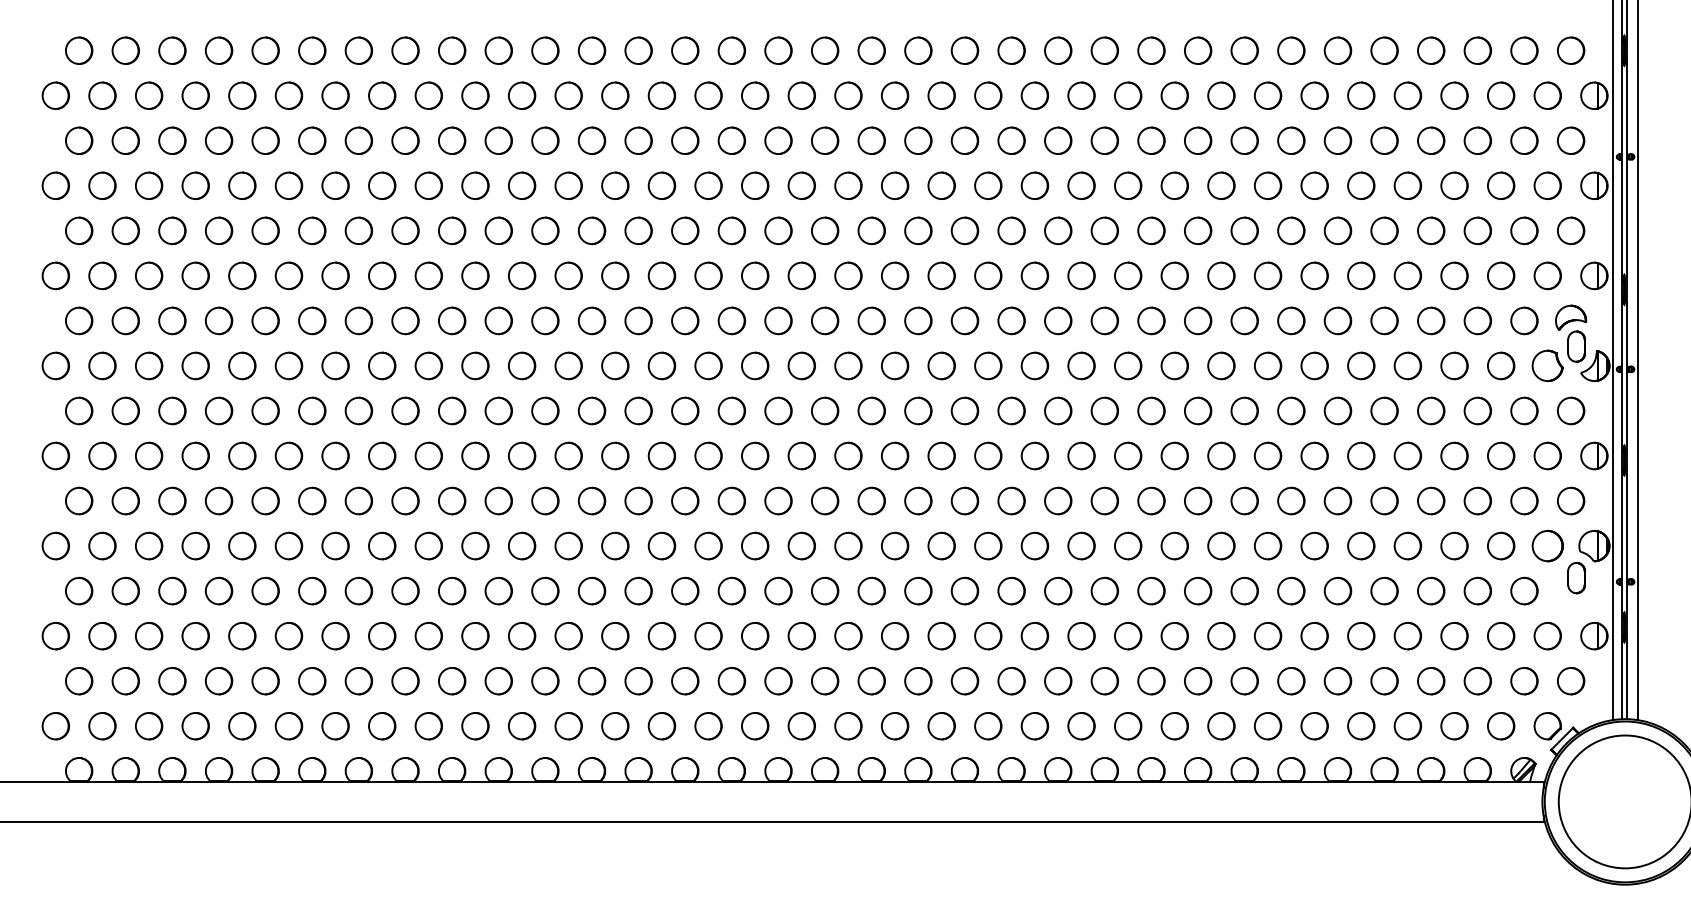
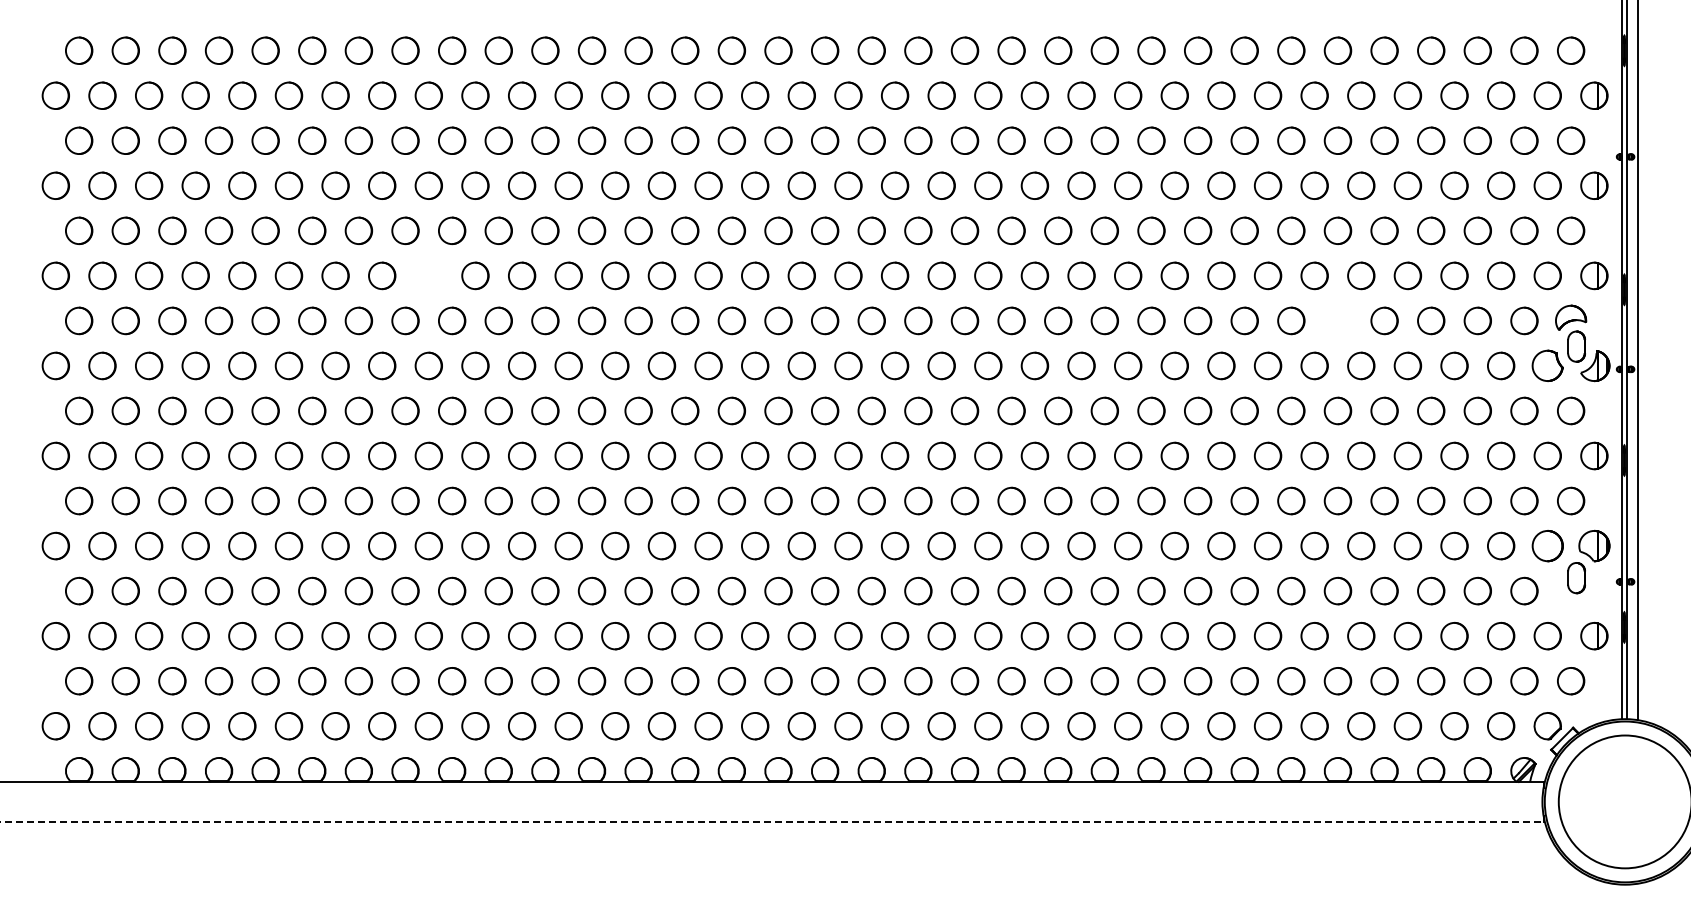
part: present -> none (428, 275)
part: present -> none (1337, 320)
line: present -> none (1613, 361)
line: solid -> dashed (772, 821)
